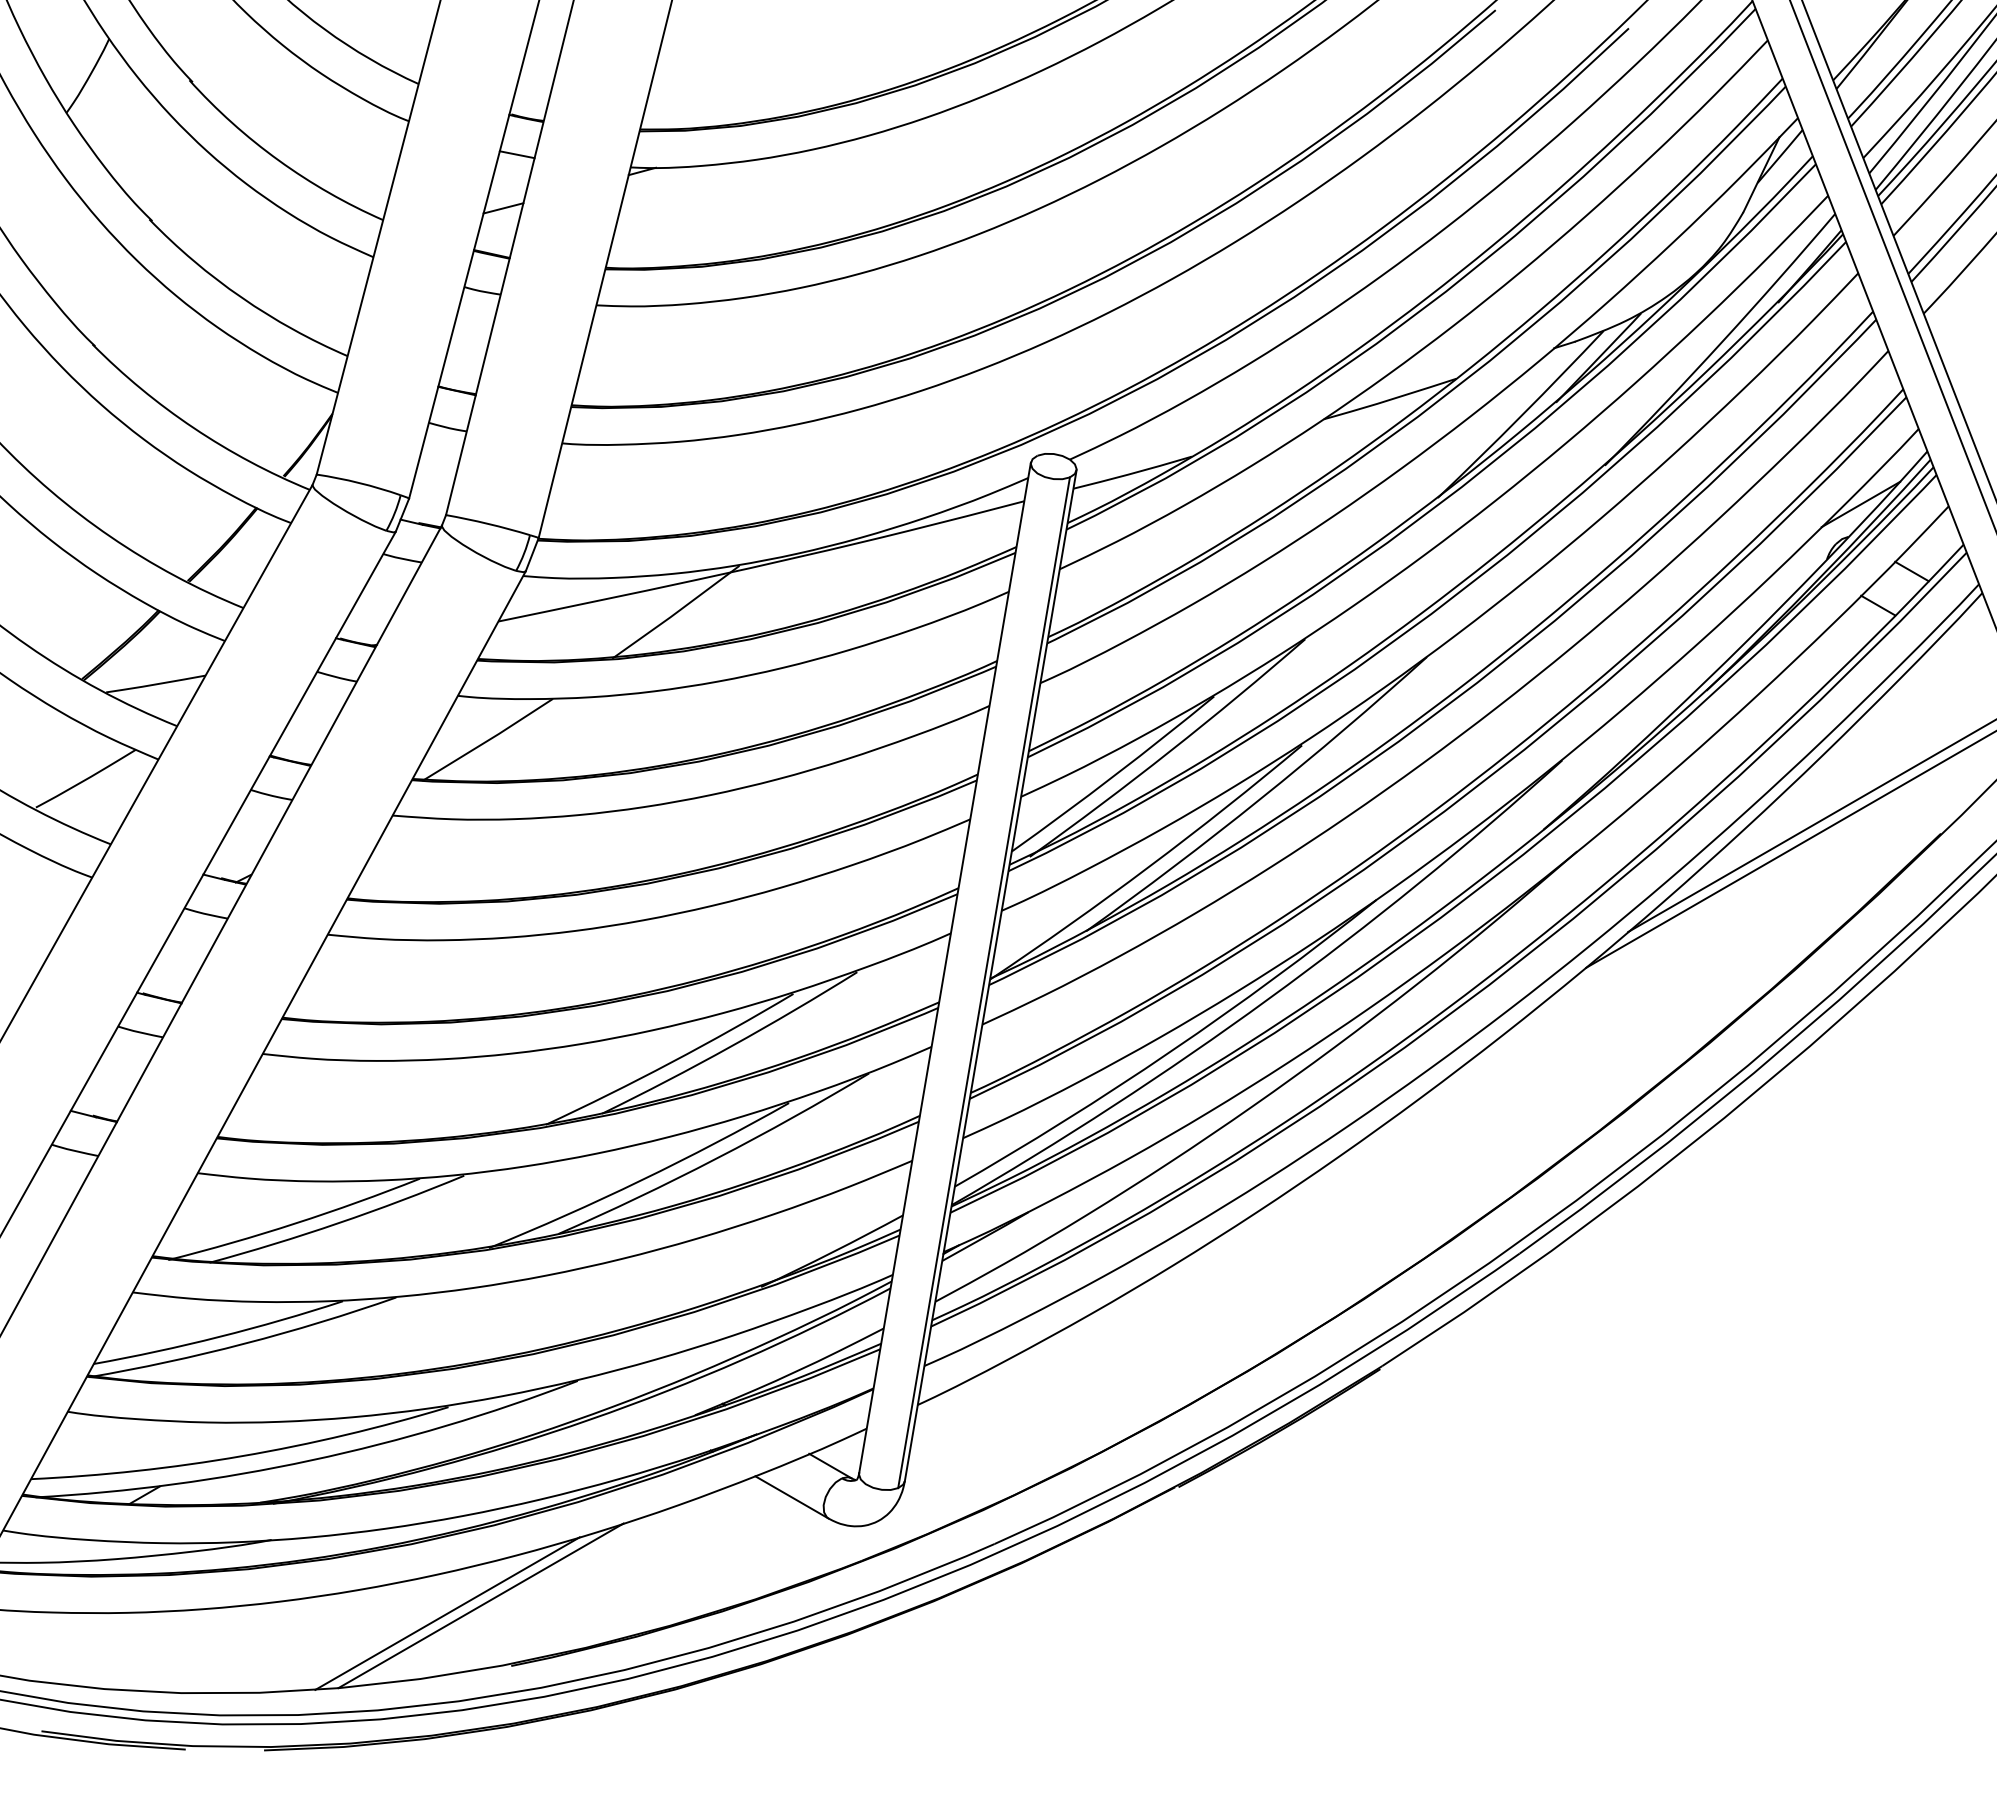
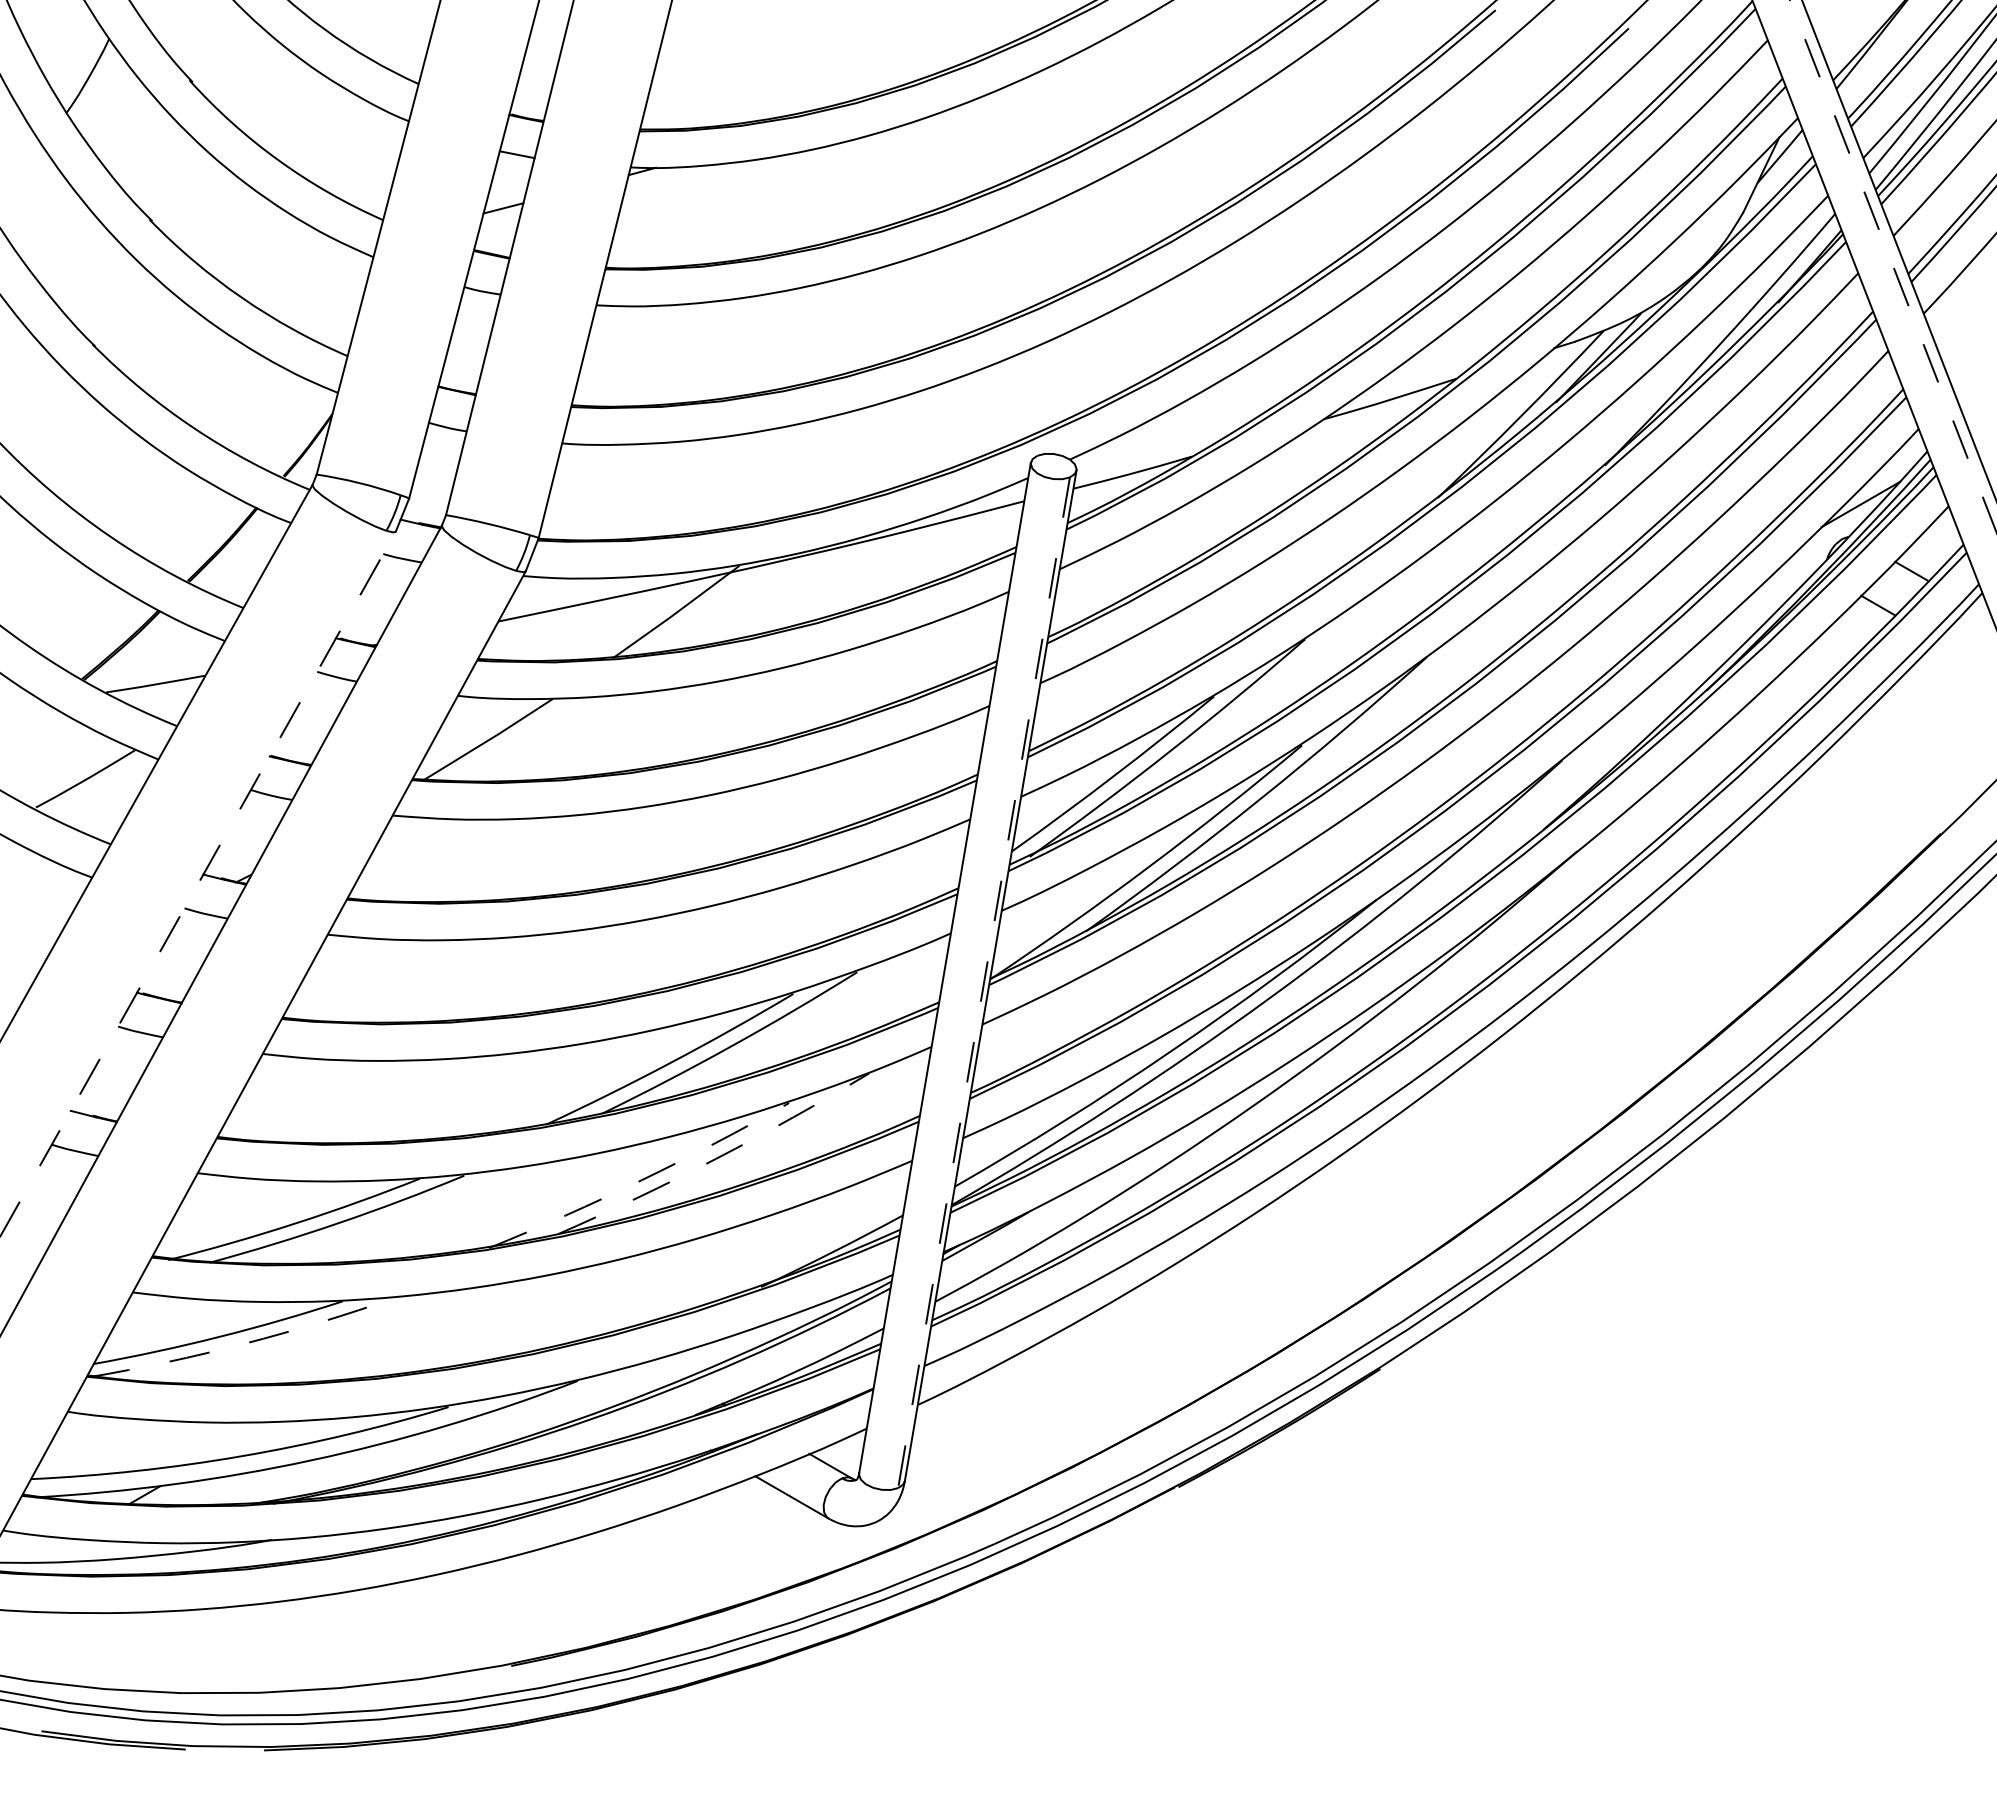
line: solid -> dashed (1893, 266)
line: present -> none (1810, 826)
line: present -> none (1789, 849)
line: solid -> dashed (198, 883)
line: solid -> dashed (984, 982)
arc: solid -> dashed (716, 1158)
arc: solid -> dashed (641, 1180)
arc: solid -> dashed (244, 1343)
line: present -> none (480, 1605)
line: present -> none (447, 1613)
